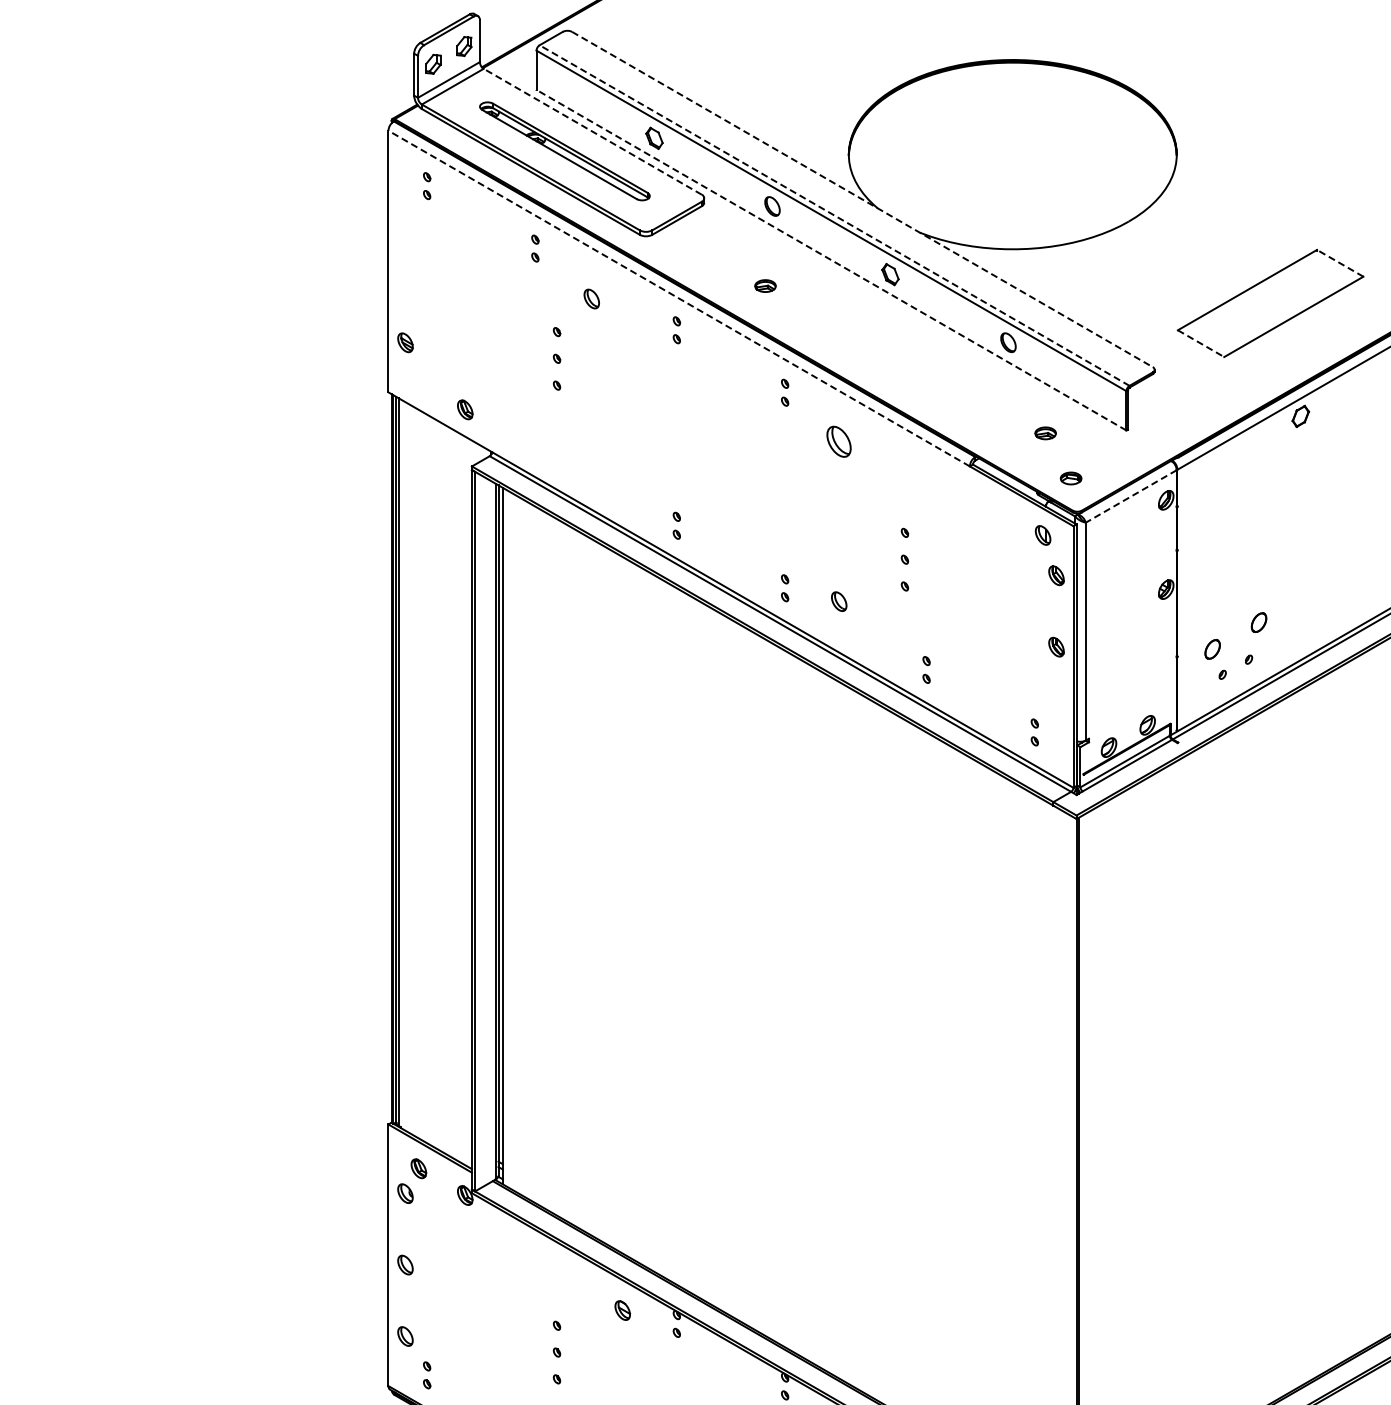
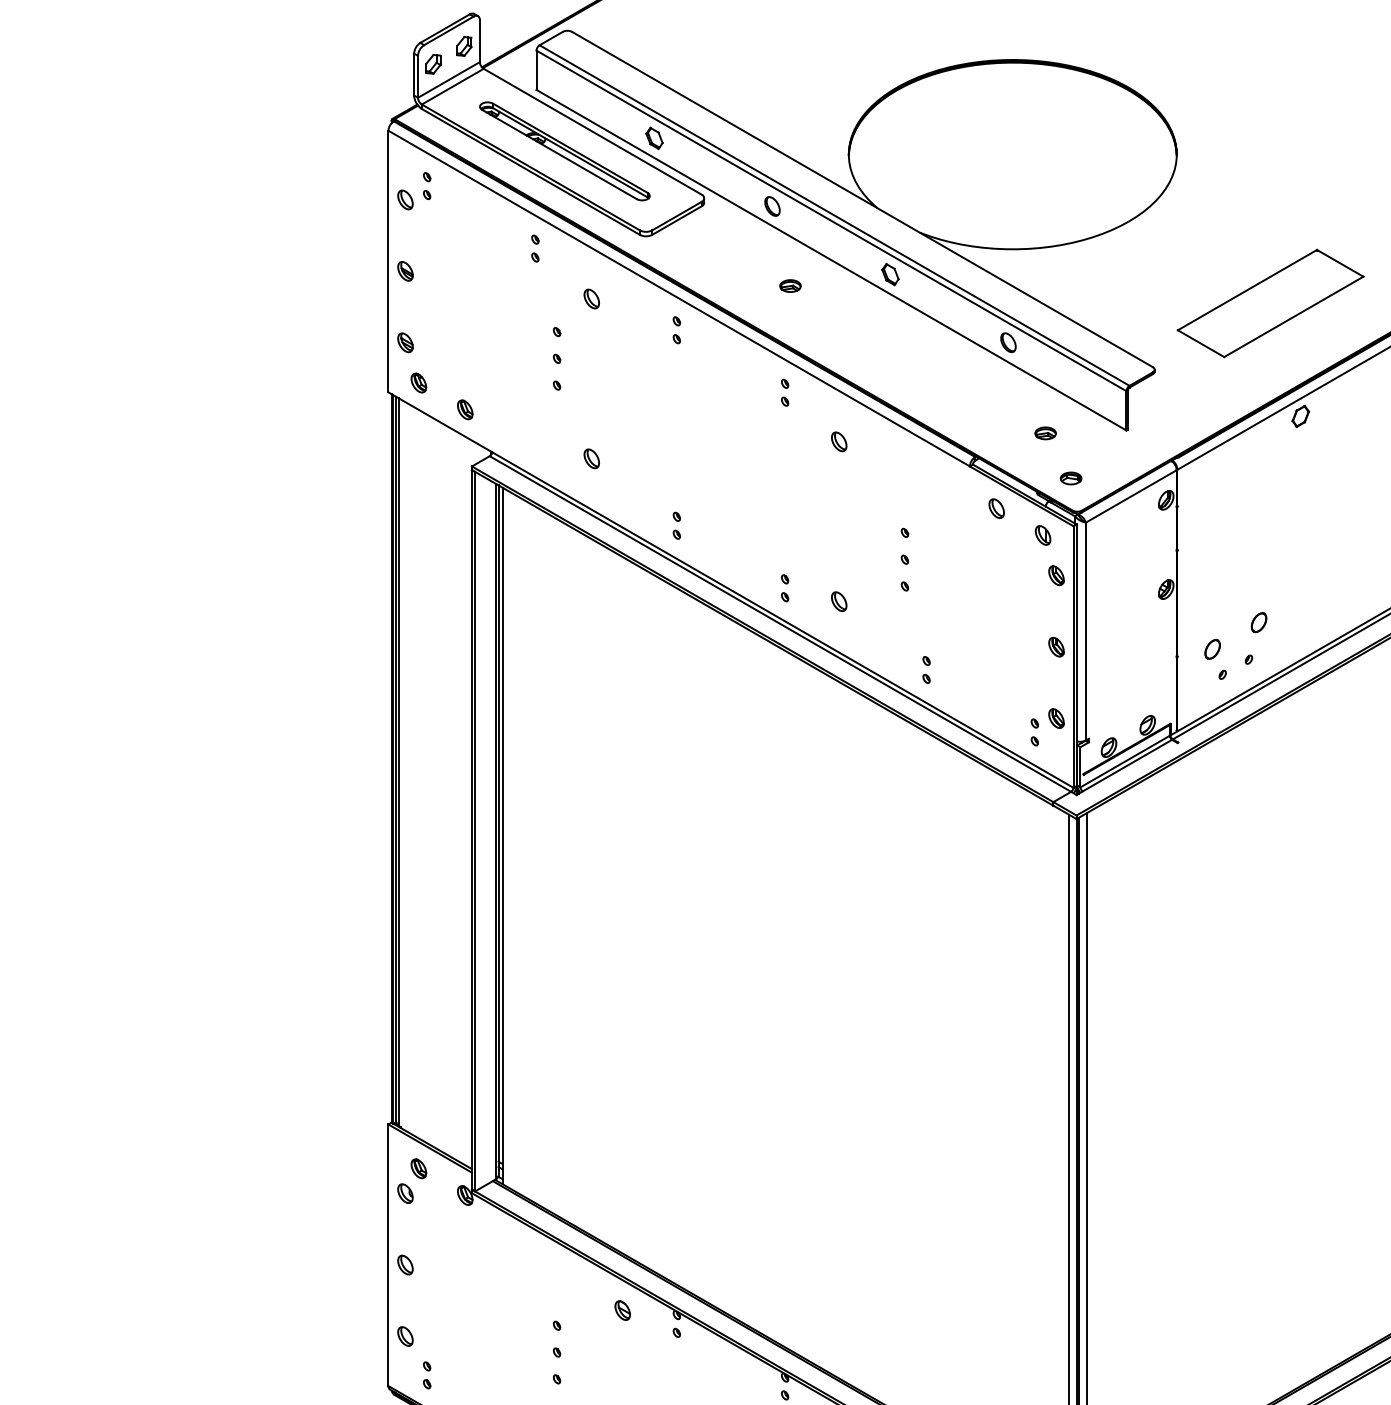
line: dashed -> solid (592, 131)
part: none -> present (405, 199)
line: dashed -> solid (862, 199)
line: dashed -> solid (834, 215)
line: dashed -> solid (831, 260)
line: dashed -> solid (1340, 263)
part: none -> present (405, 271)
part position: (765, 285) -> (790, 285) (790, 285)
line: dashed -> solid (679, 298)
line: dashed -> solid (1201, 343)
part: none -> present (418, 382)
part size: 26x33 px -> 17x22 px (839, 441)
part: none -> present (591, 458)
line: dashed -> solid (1130, 496)
part: none -> present (996, 508)
part: none -> present (1056, 718)
line: none -> present (1068, 1107)
line: none -> present (1086, 1107)
